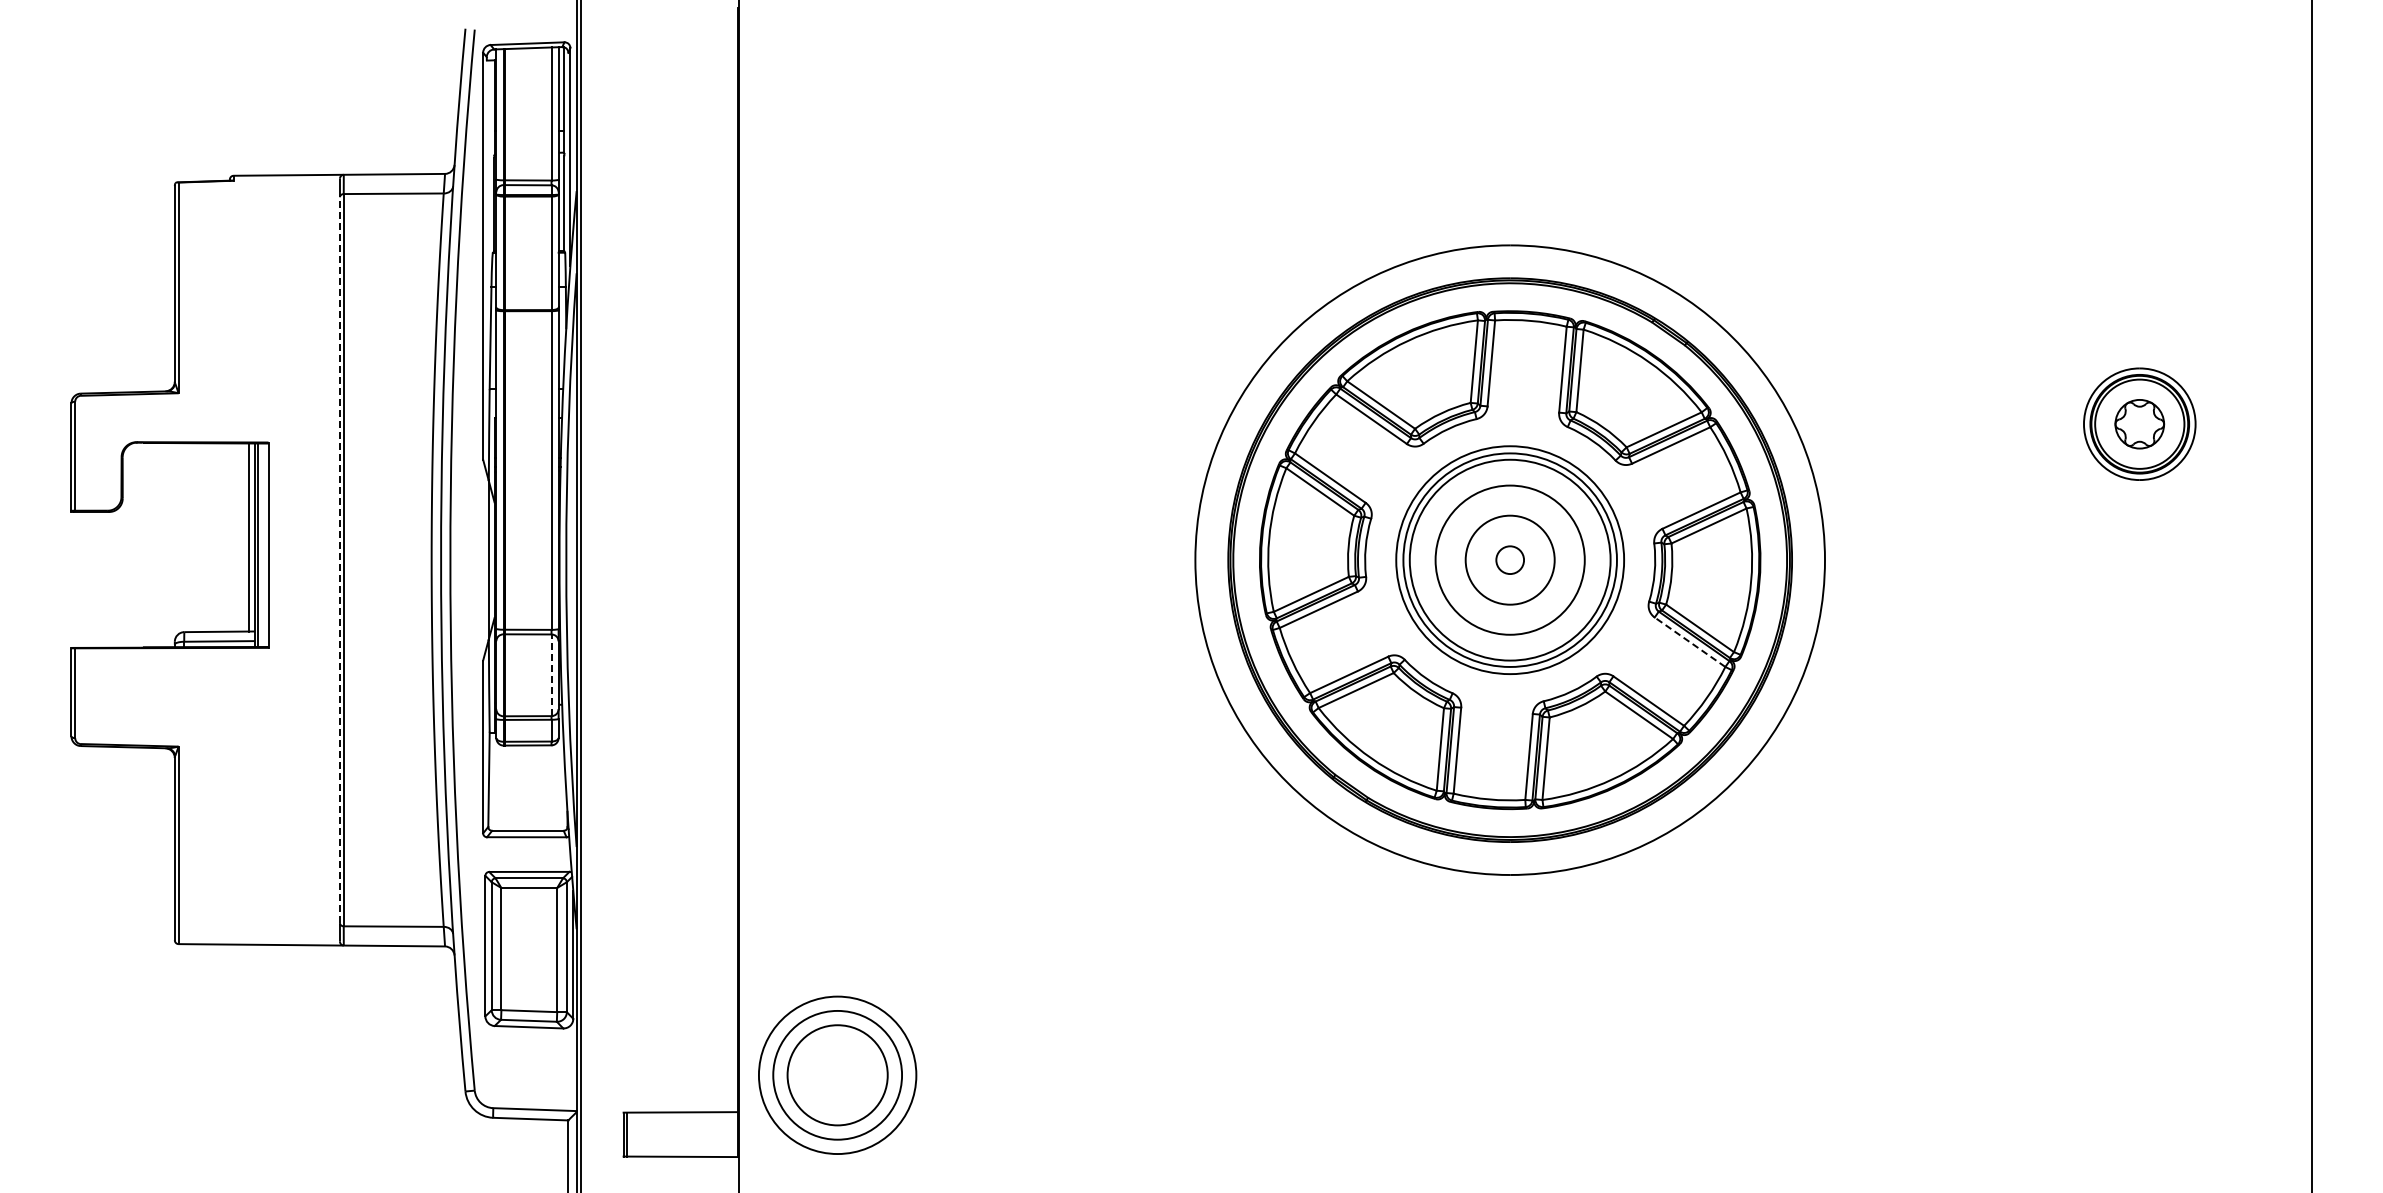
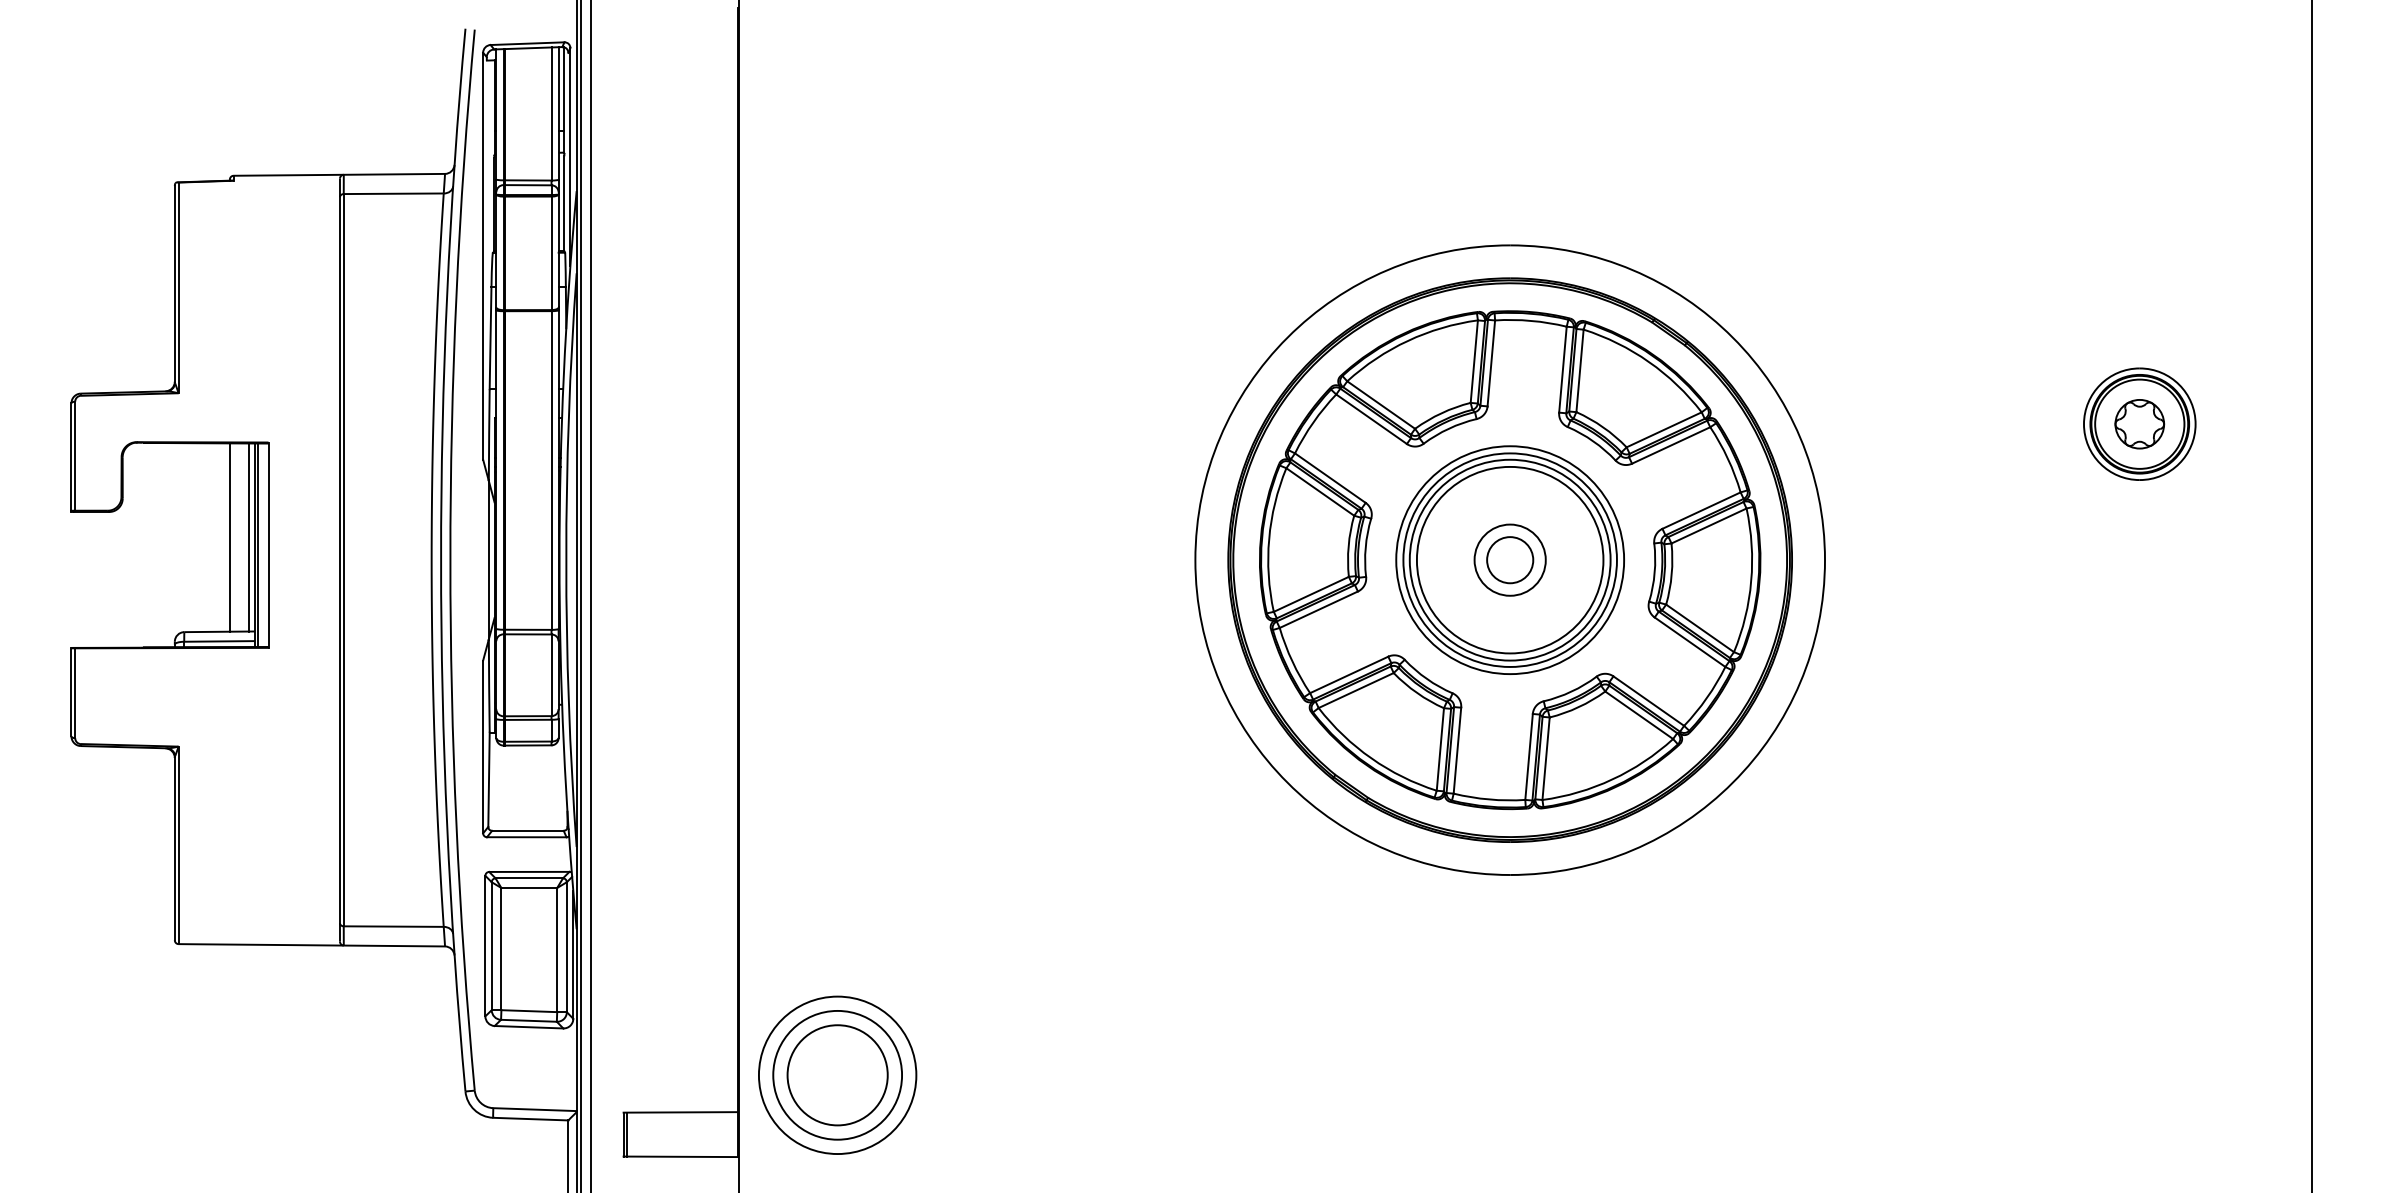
line: none -> present (229, 537)
line: dashed -> solid (339, 559)
circle diameter: 149 px -> 187 px (1509, 559)
circle diameter: 89 px -> 71 px (1509, 559)
circle diameter: 28 px -> 46 px (1510, 560)
line: none -> present (591, 595)
line: dashed -> solid (1689, 641)
line: dashed -> solid (551, 675)
